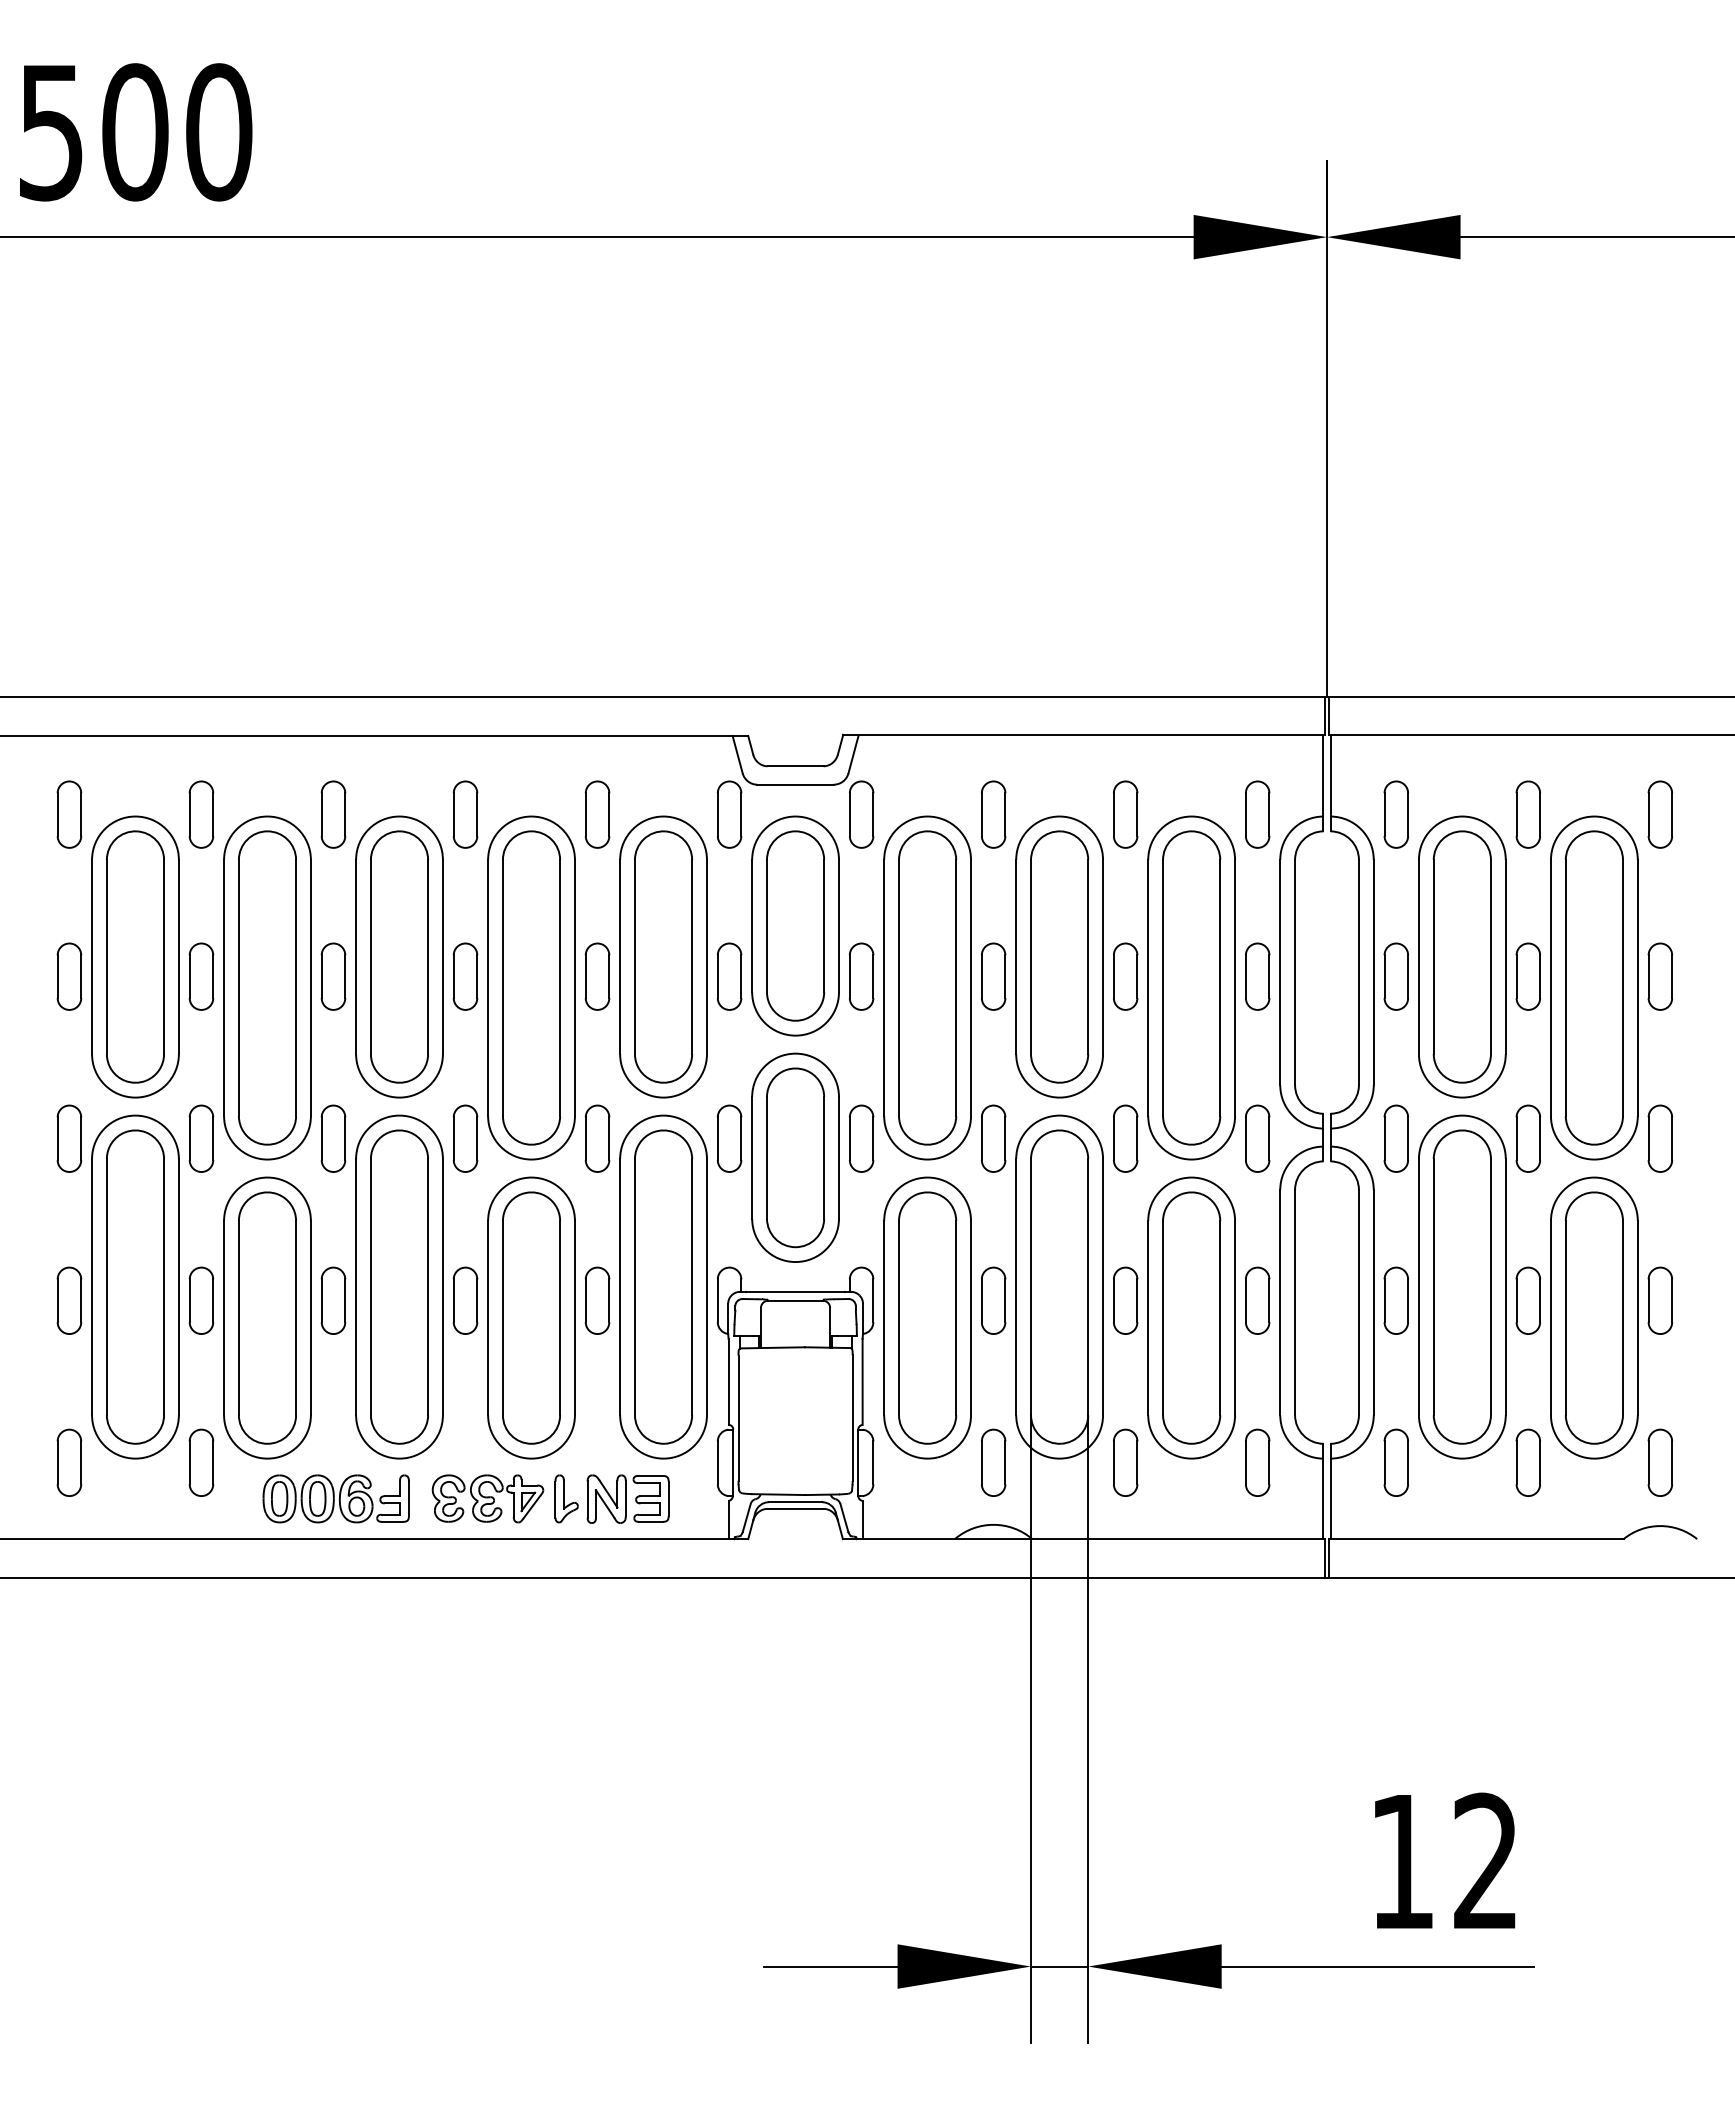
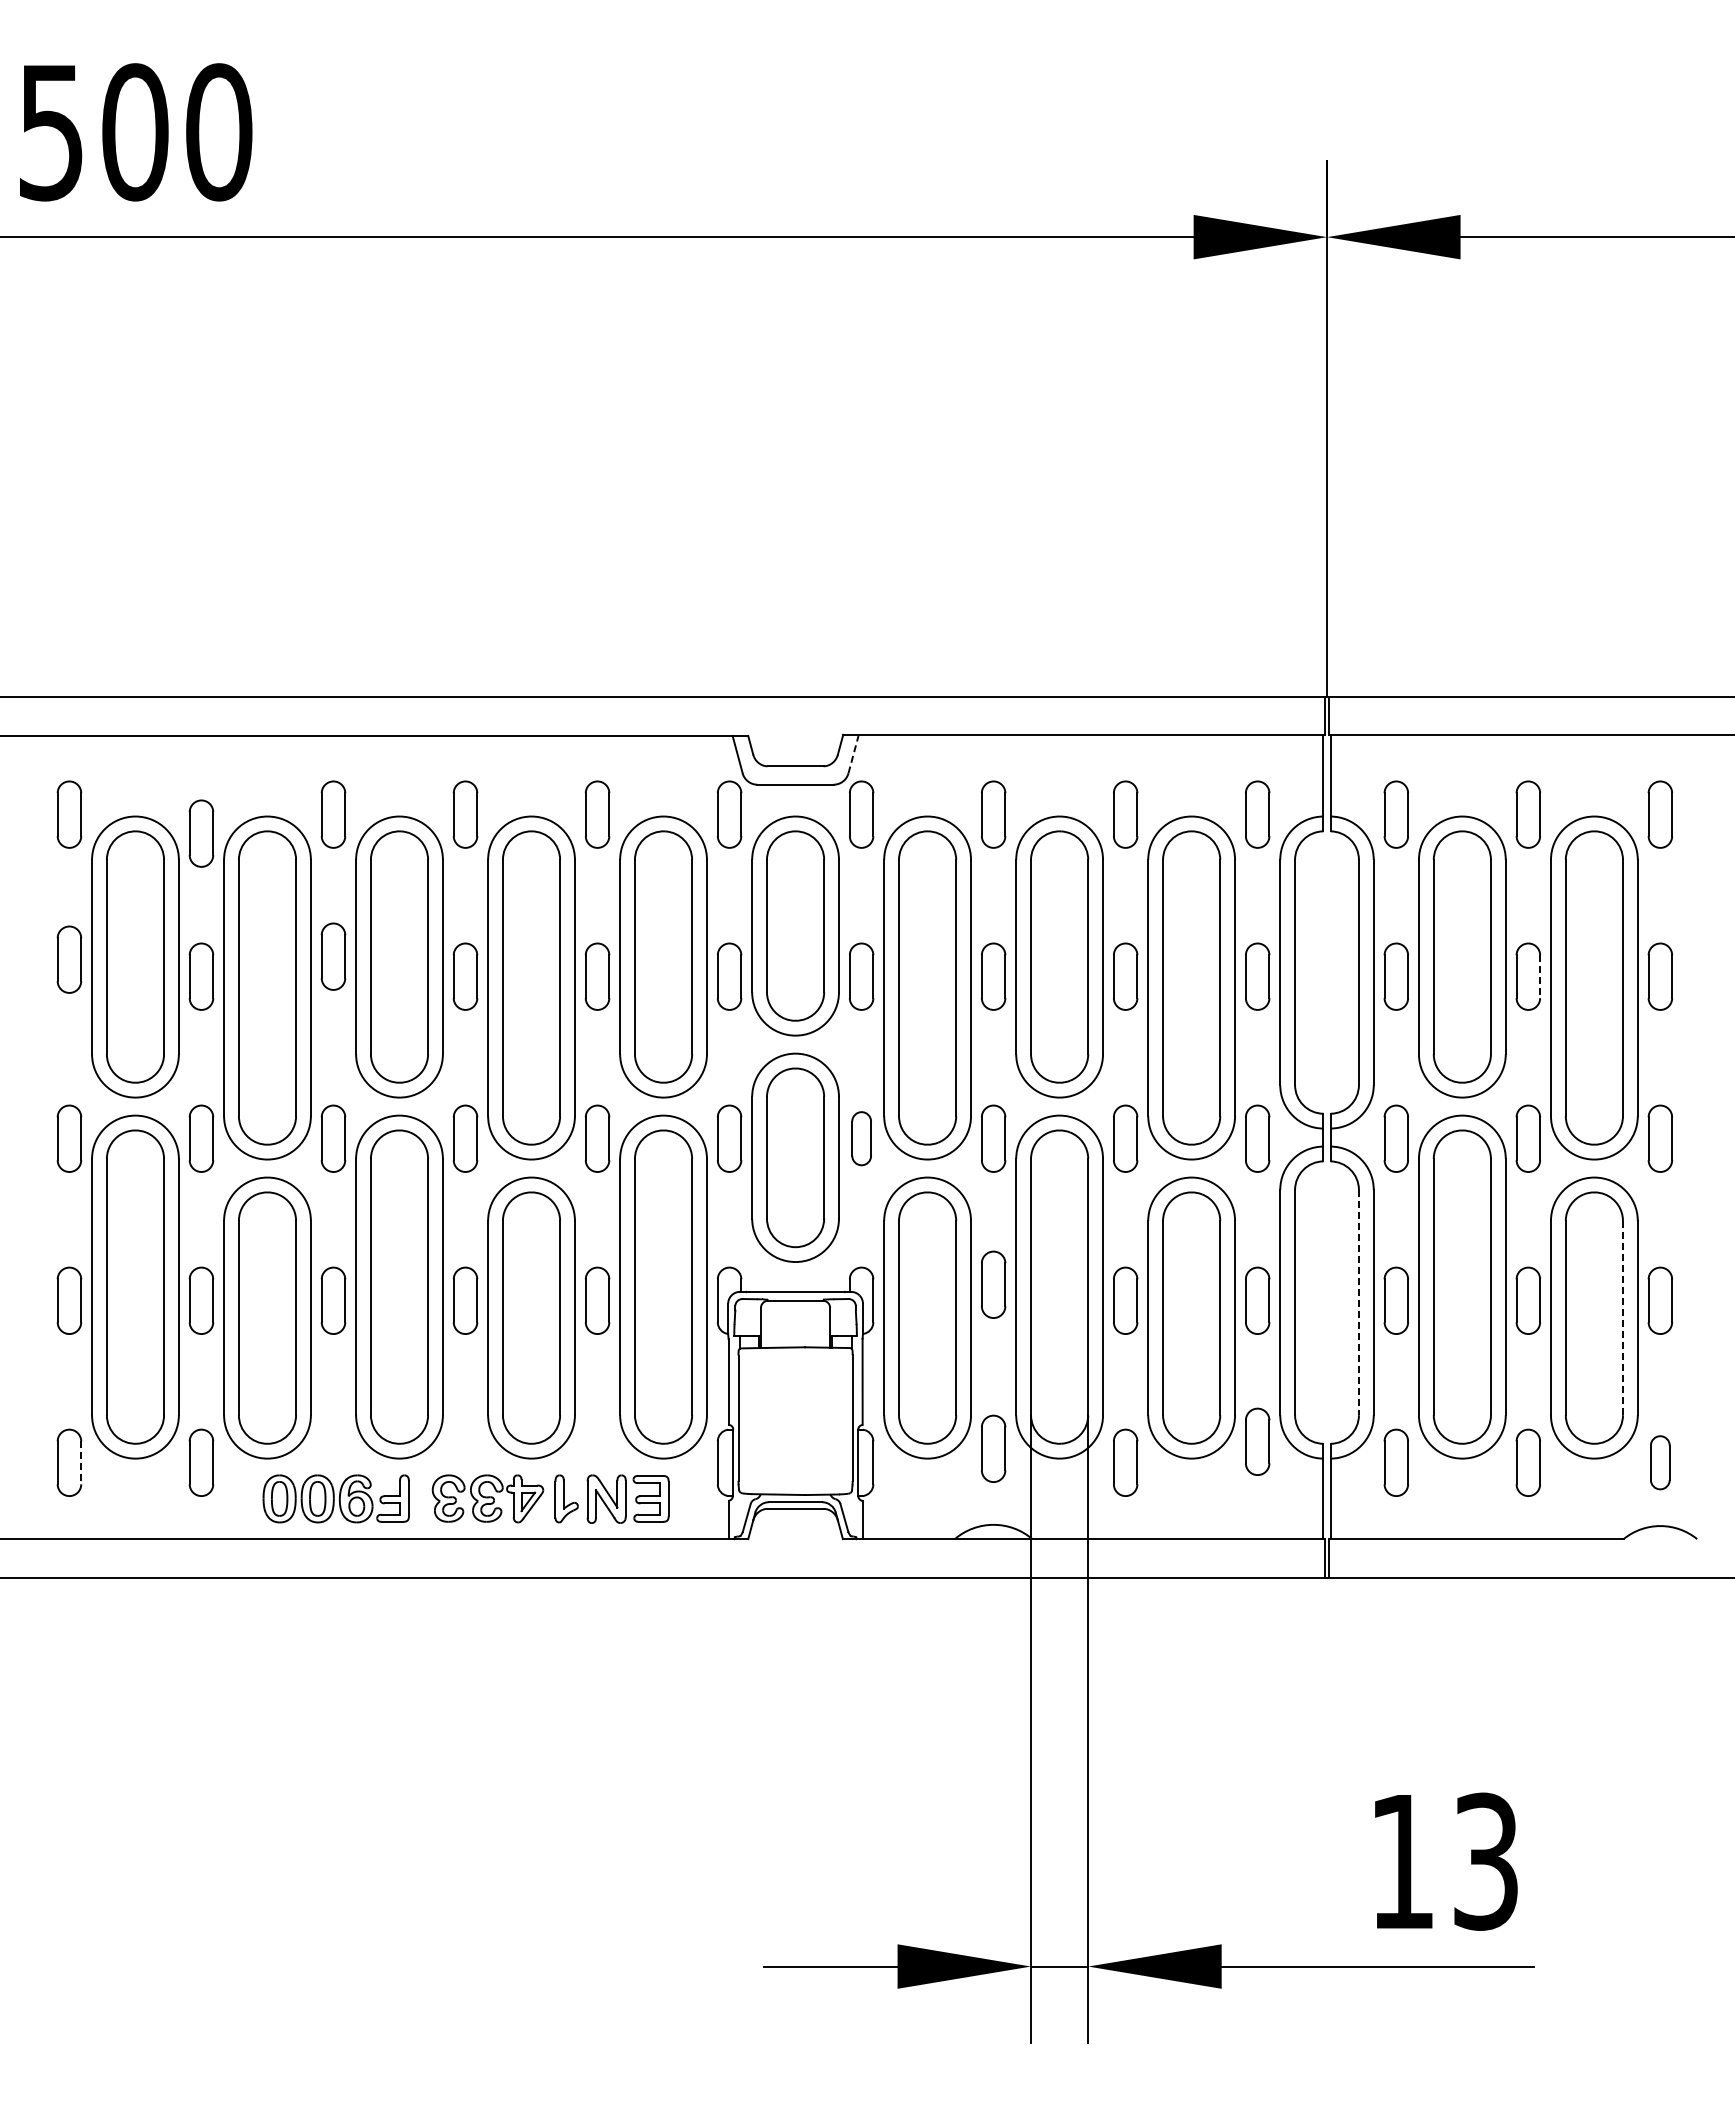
line: solid -> dashed (853, 754)
part position: (201, 814) -> (201, 833) (201, 833)
part position: (69, 976) -> (69, 959) (69, 959)
part position: (333, 976) -> (333, 956) (333, 956)
line: solid -> dashed (1540, 977)
part size: 26x69 px -> 21x56 px (861, 1138)
part position: (993, 1300) -> (993, 1284) (993, 1284)
line: solid -> dashed (1358, 1302)
line: solid -> dashed (1622, 1318)
part position: (993, 1462) -> (993, 1448) (993, 1448)
part position: (1257, 1462) -> (1257, 1441) (1257, 1441)
part size: 26x69 px -> 21x56 px (1660, 1462)
line: solid -> dashed (81, 1463)
text: 12 -> 13 (1485, 1861)
